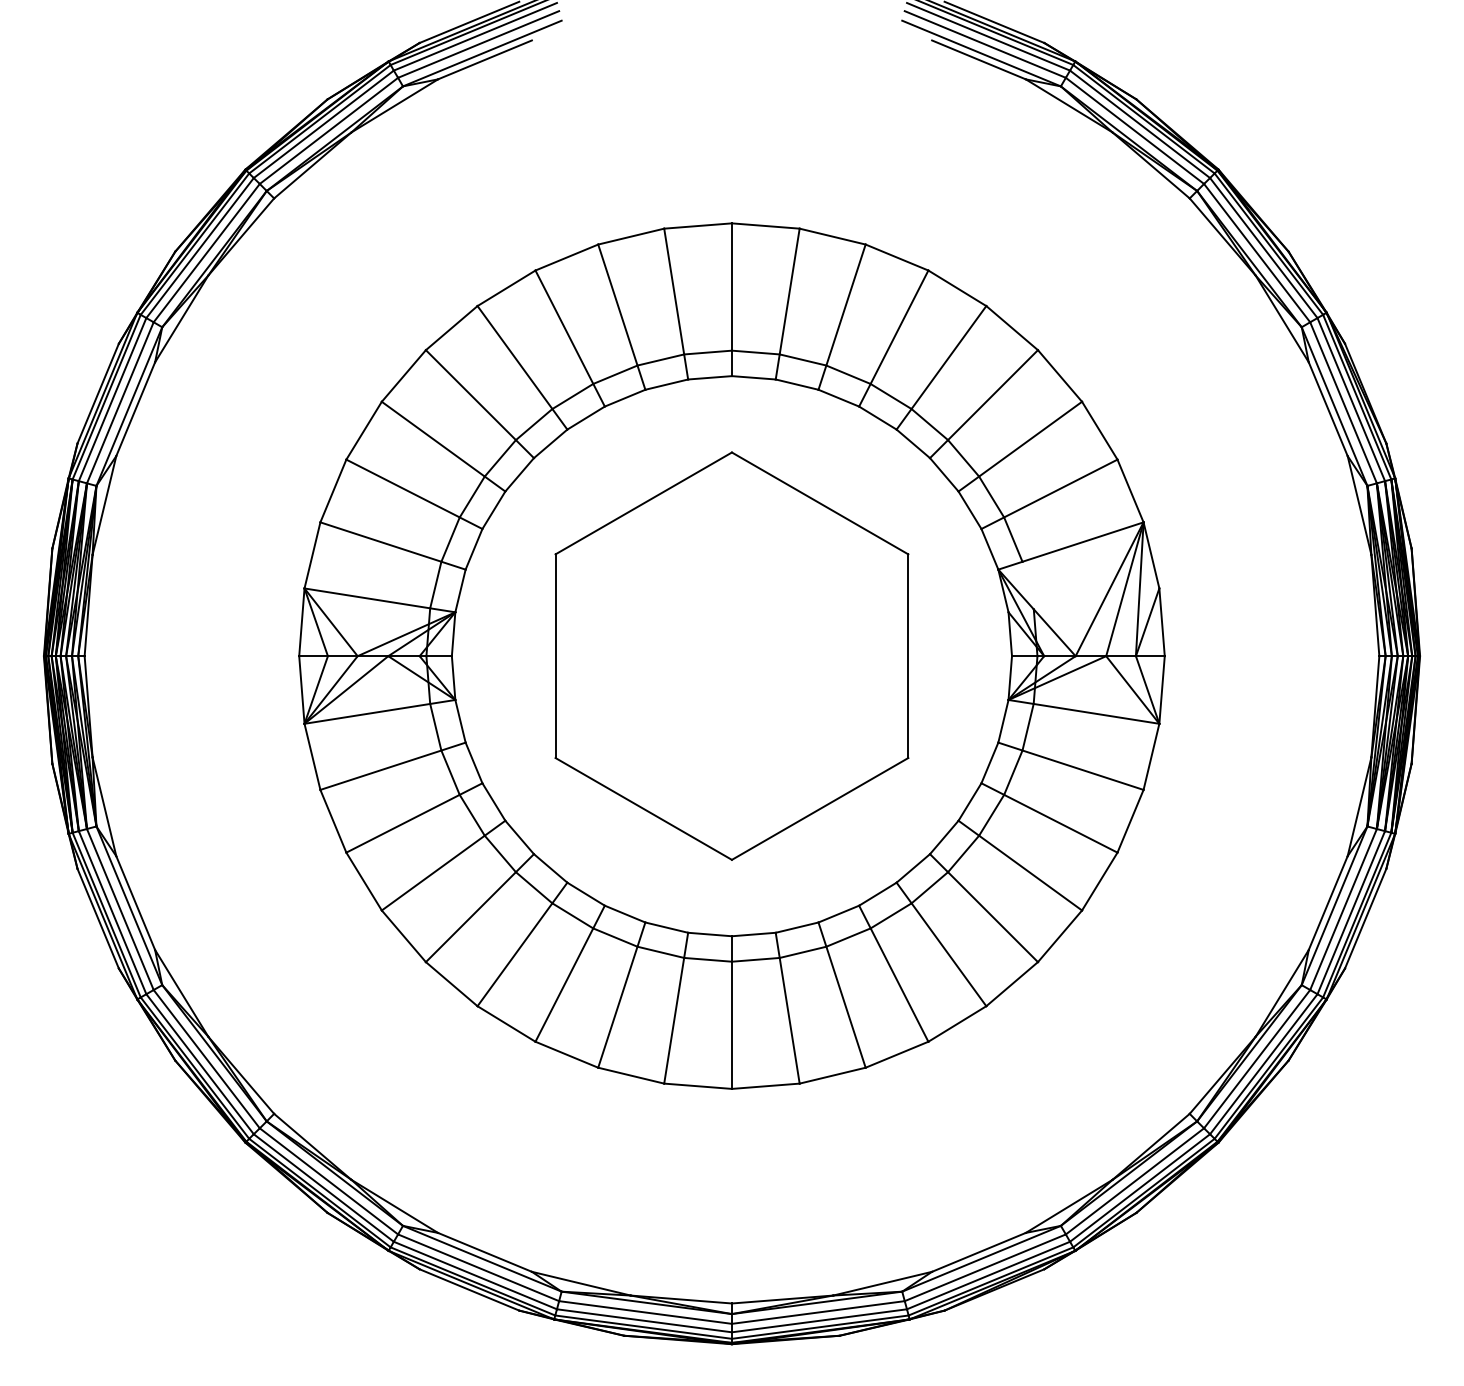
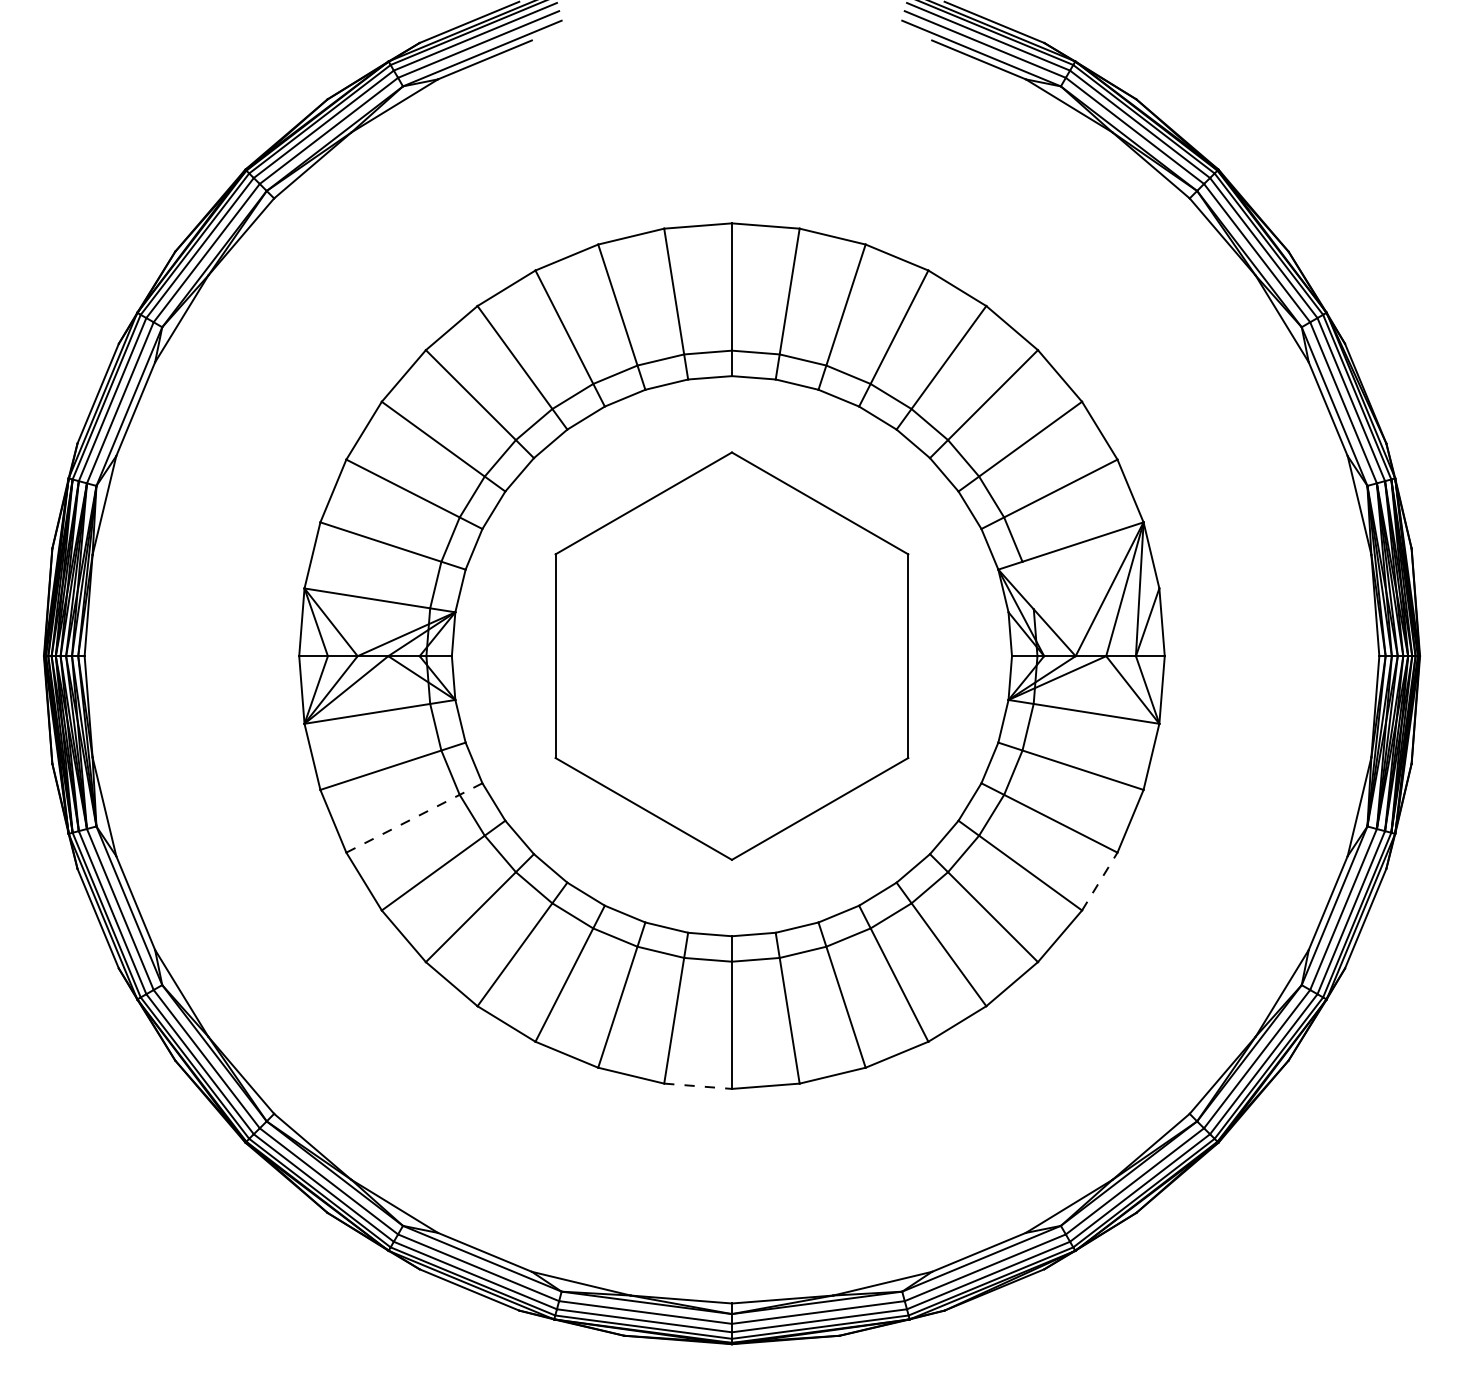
line: solid -> dashed (414, 817)
line: solid -> dashed (1099, 881)
line: solid -> dashed (698, 1086)
